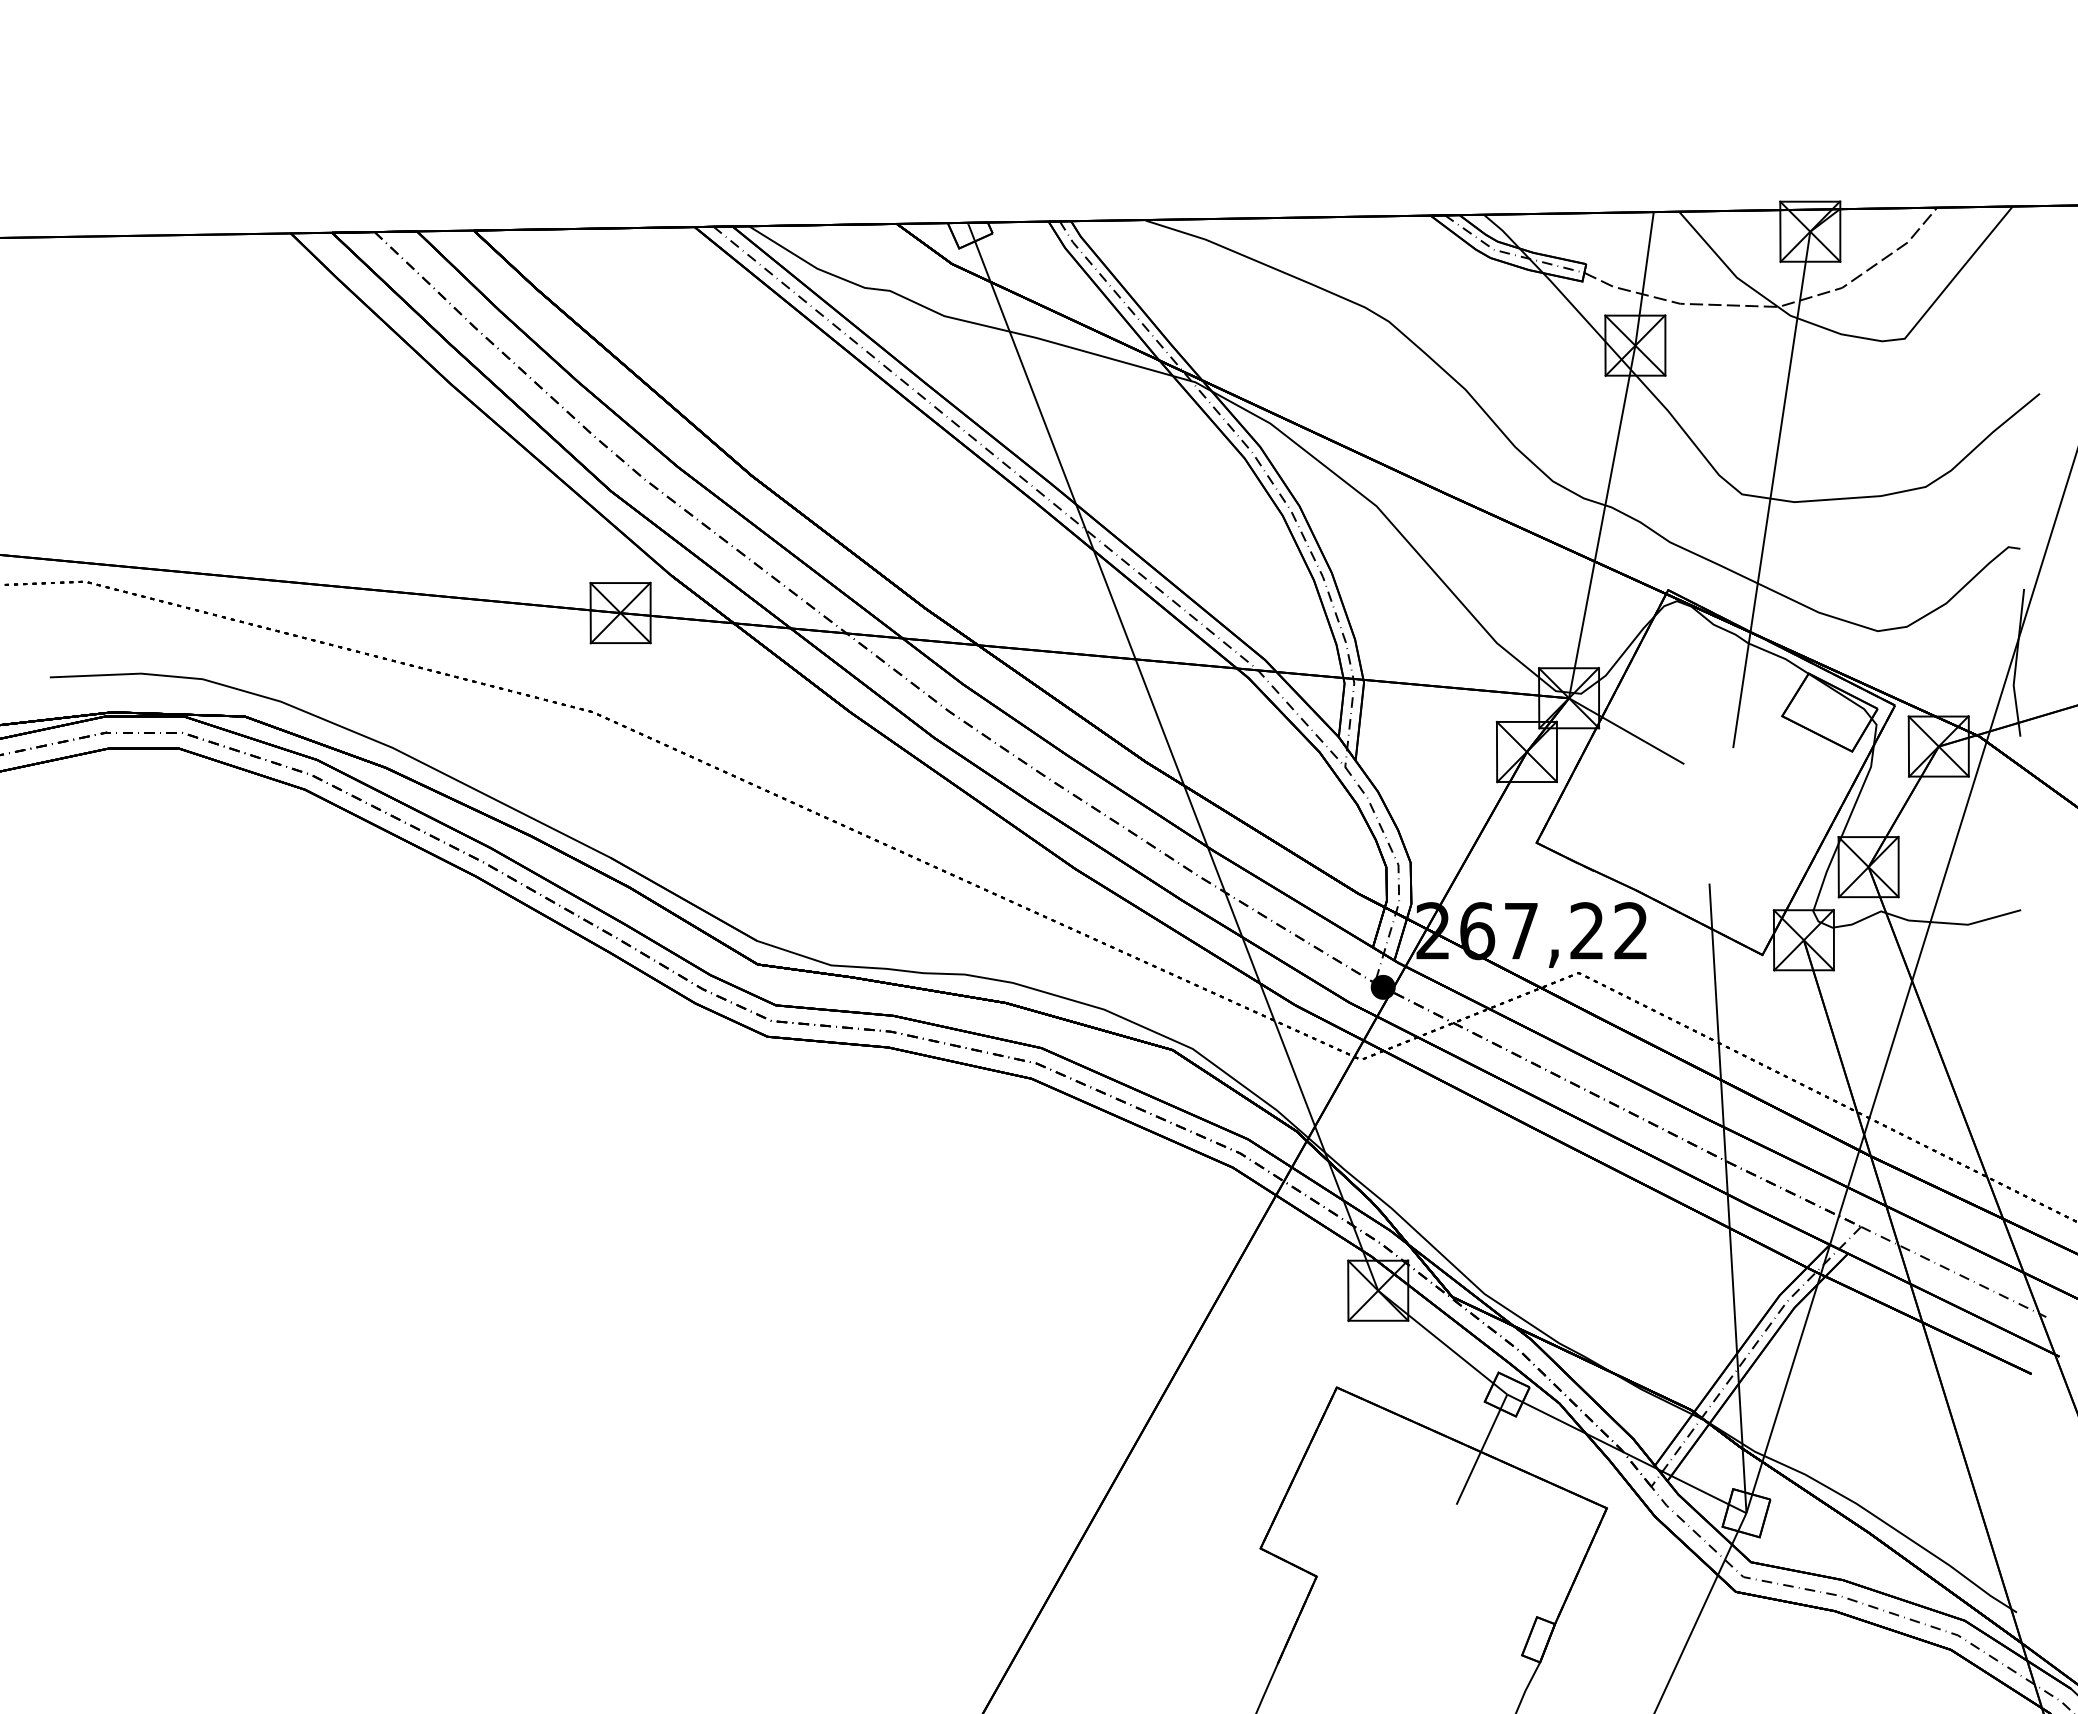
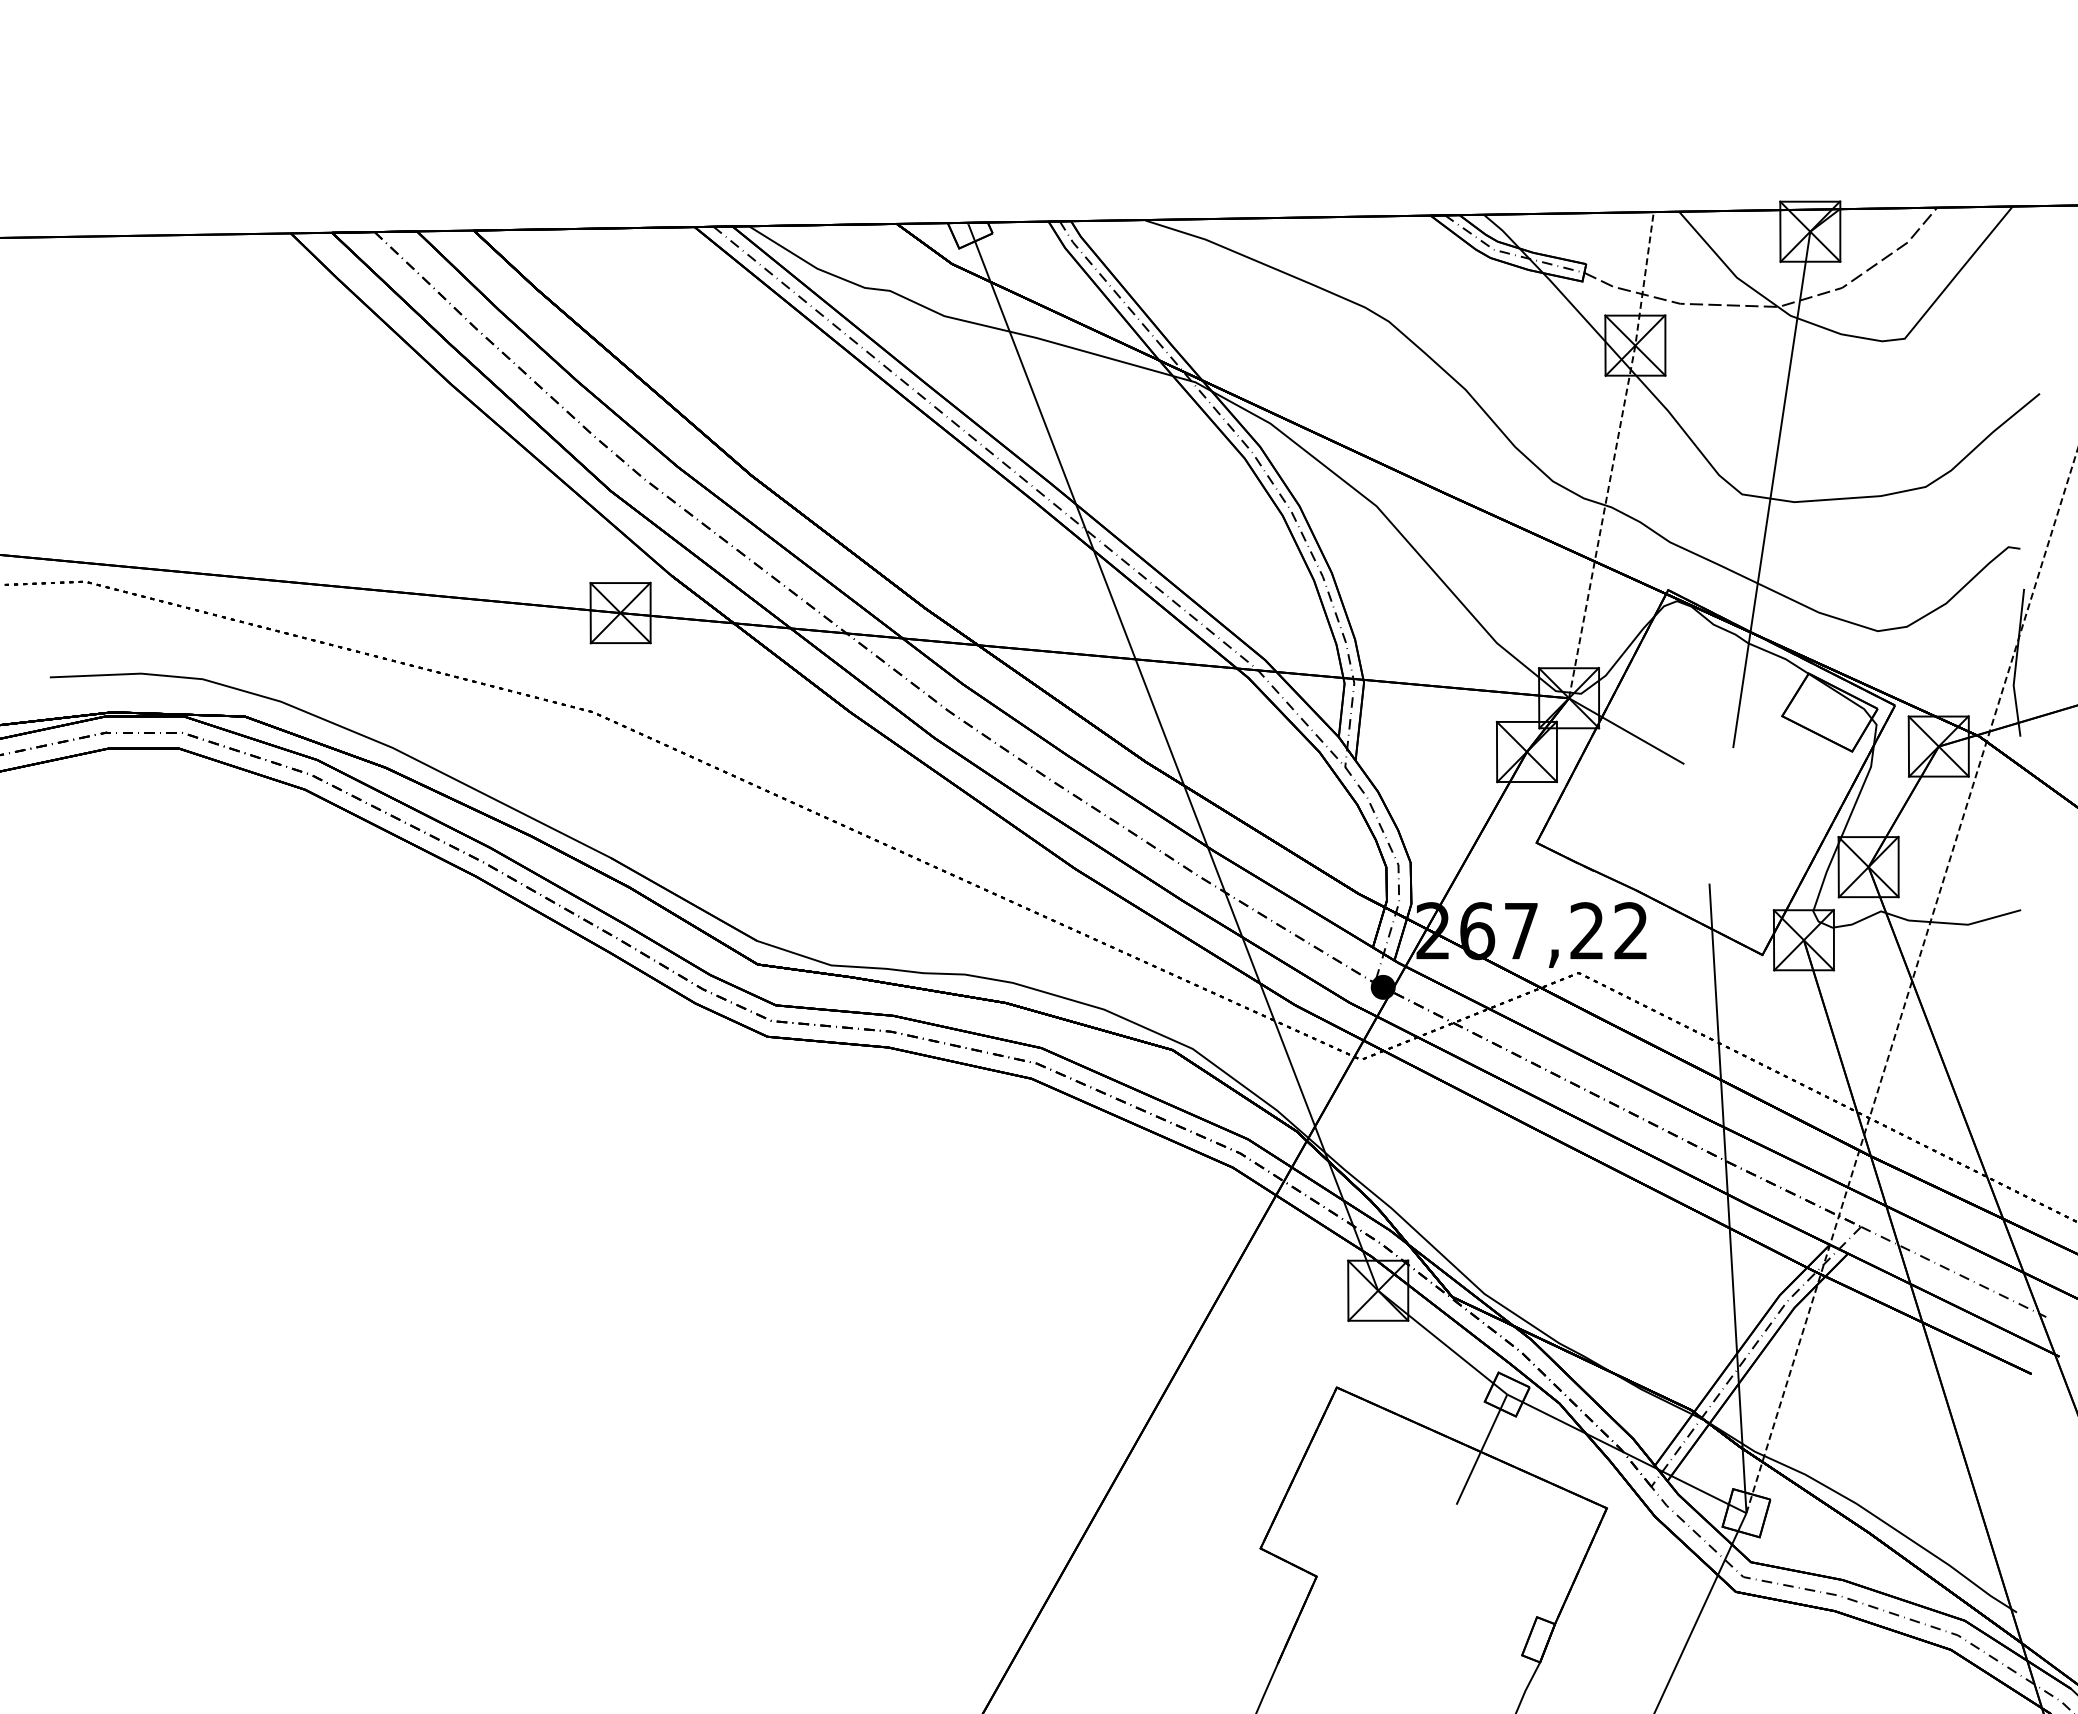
line: solid -> dashed (1614, 454)
line: solid -> dashed (1912, 981)
